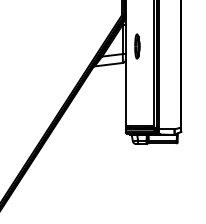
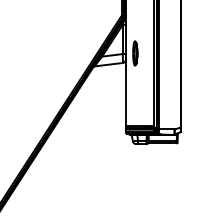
part position: (137, 46) -> (135, 53) (135, 53)
